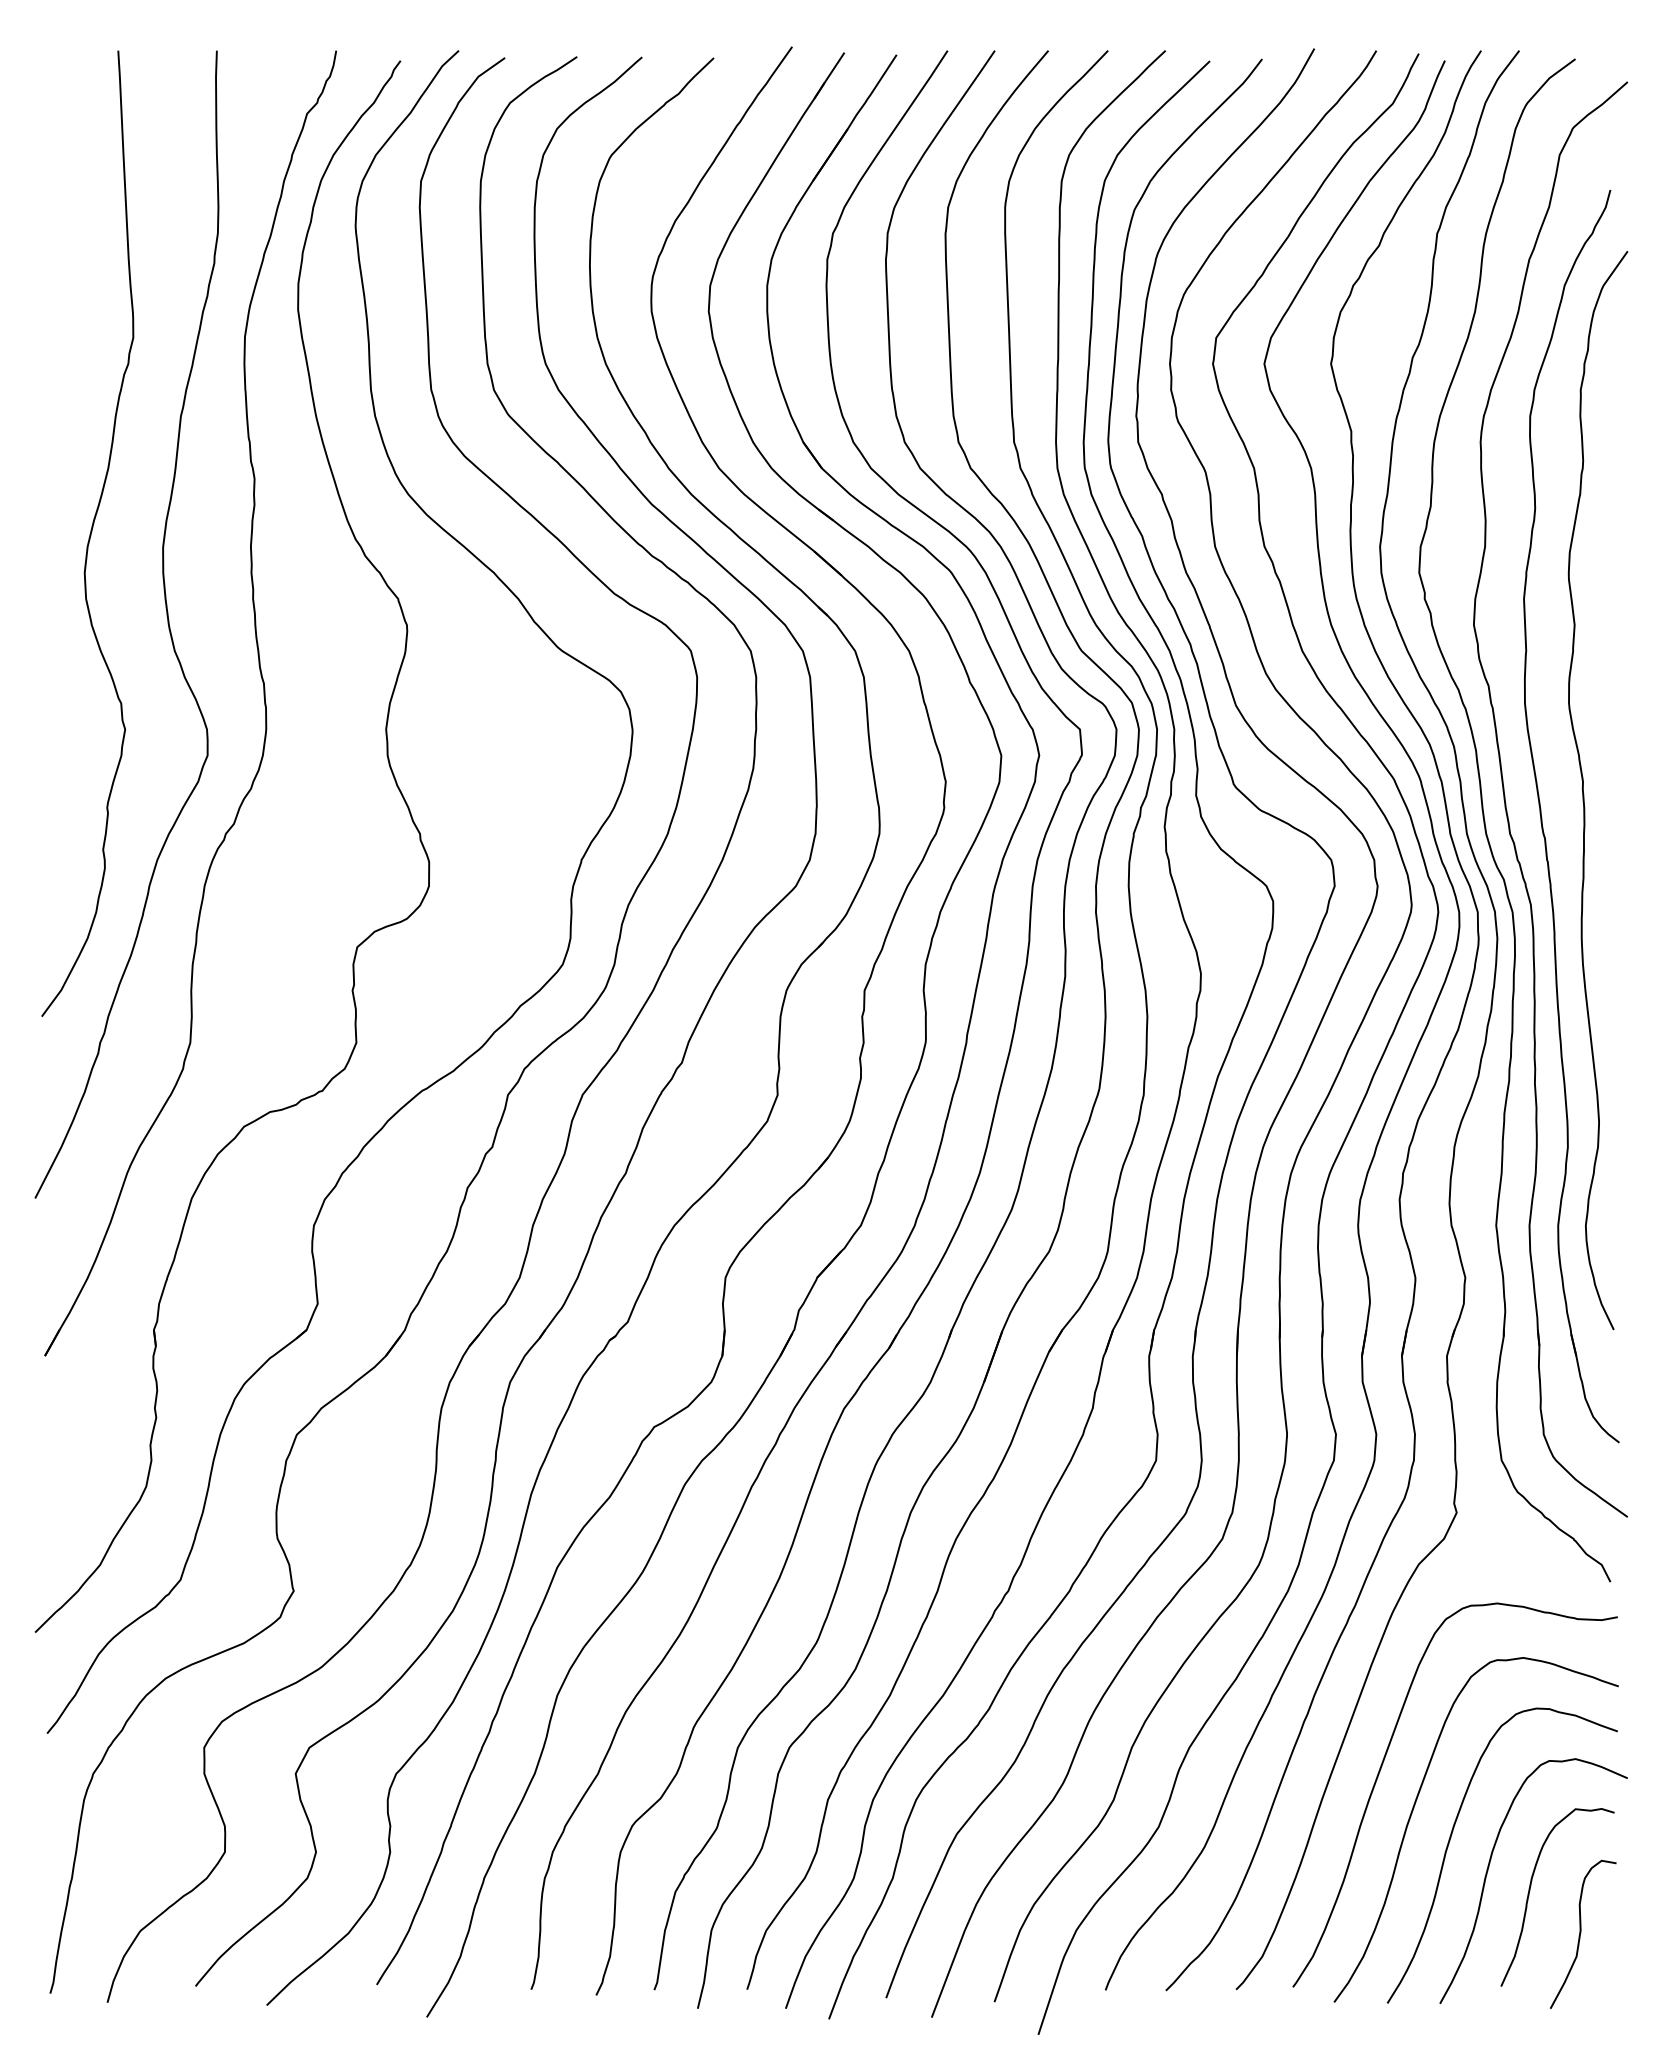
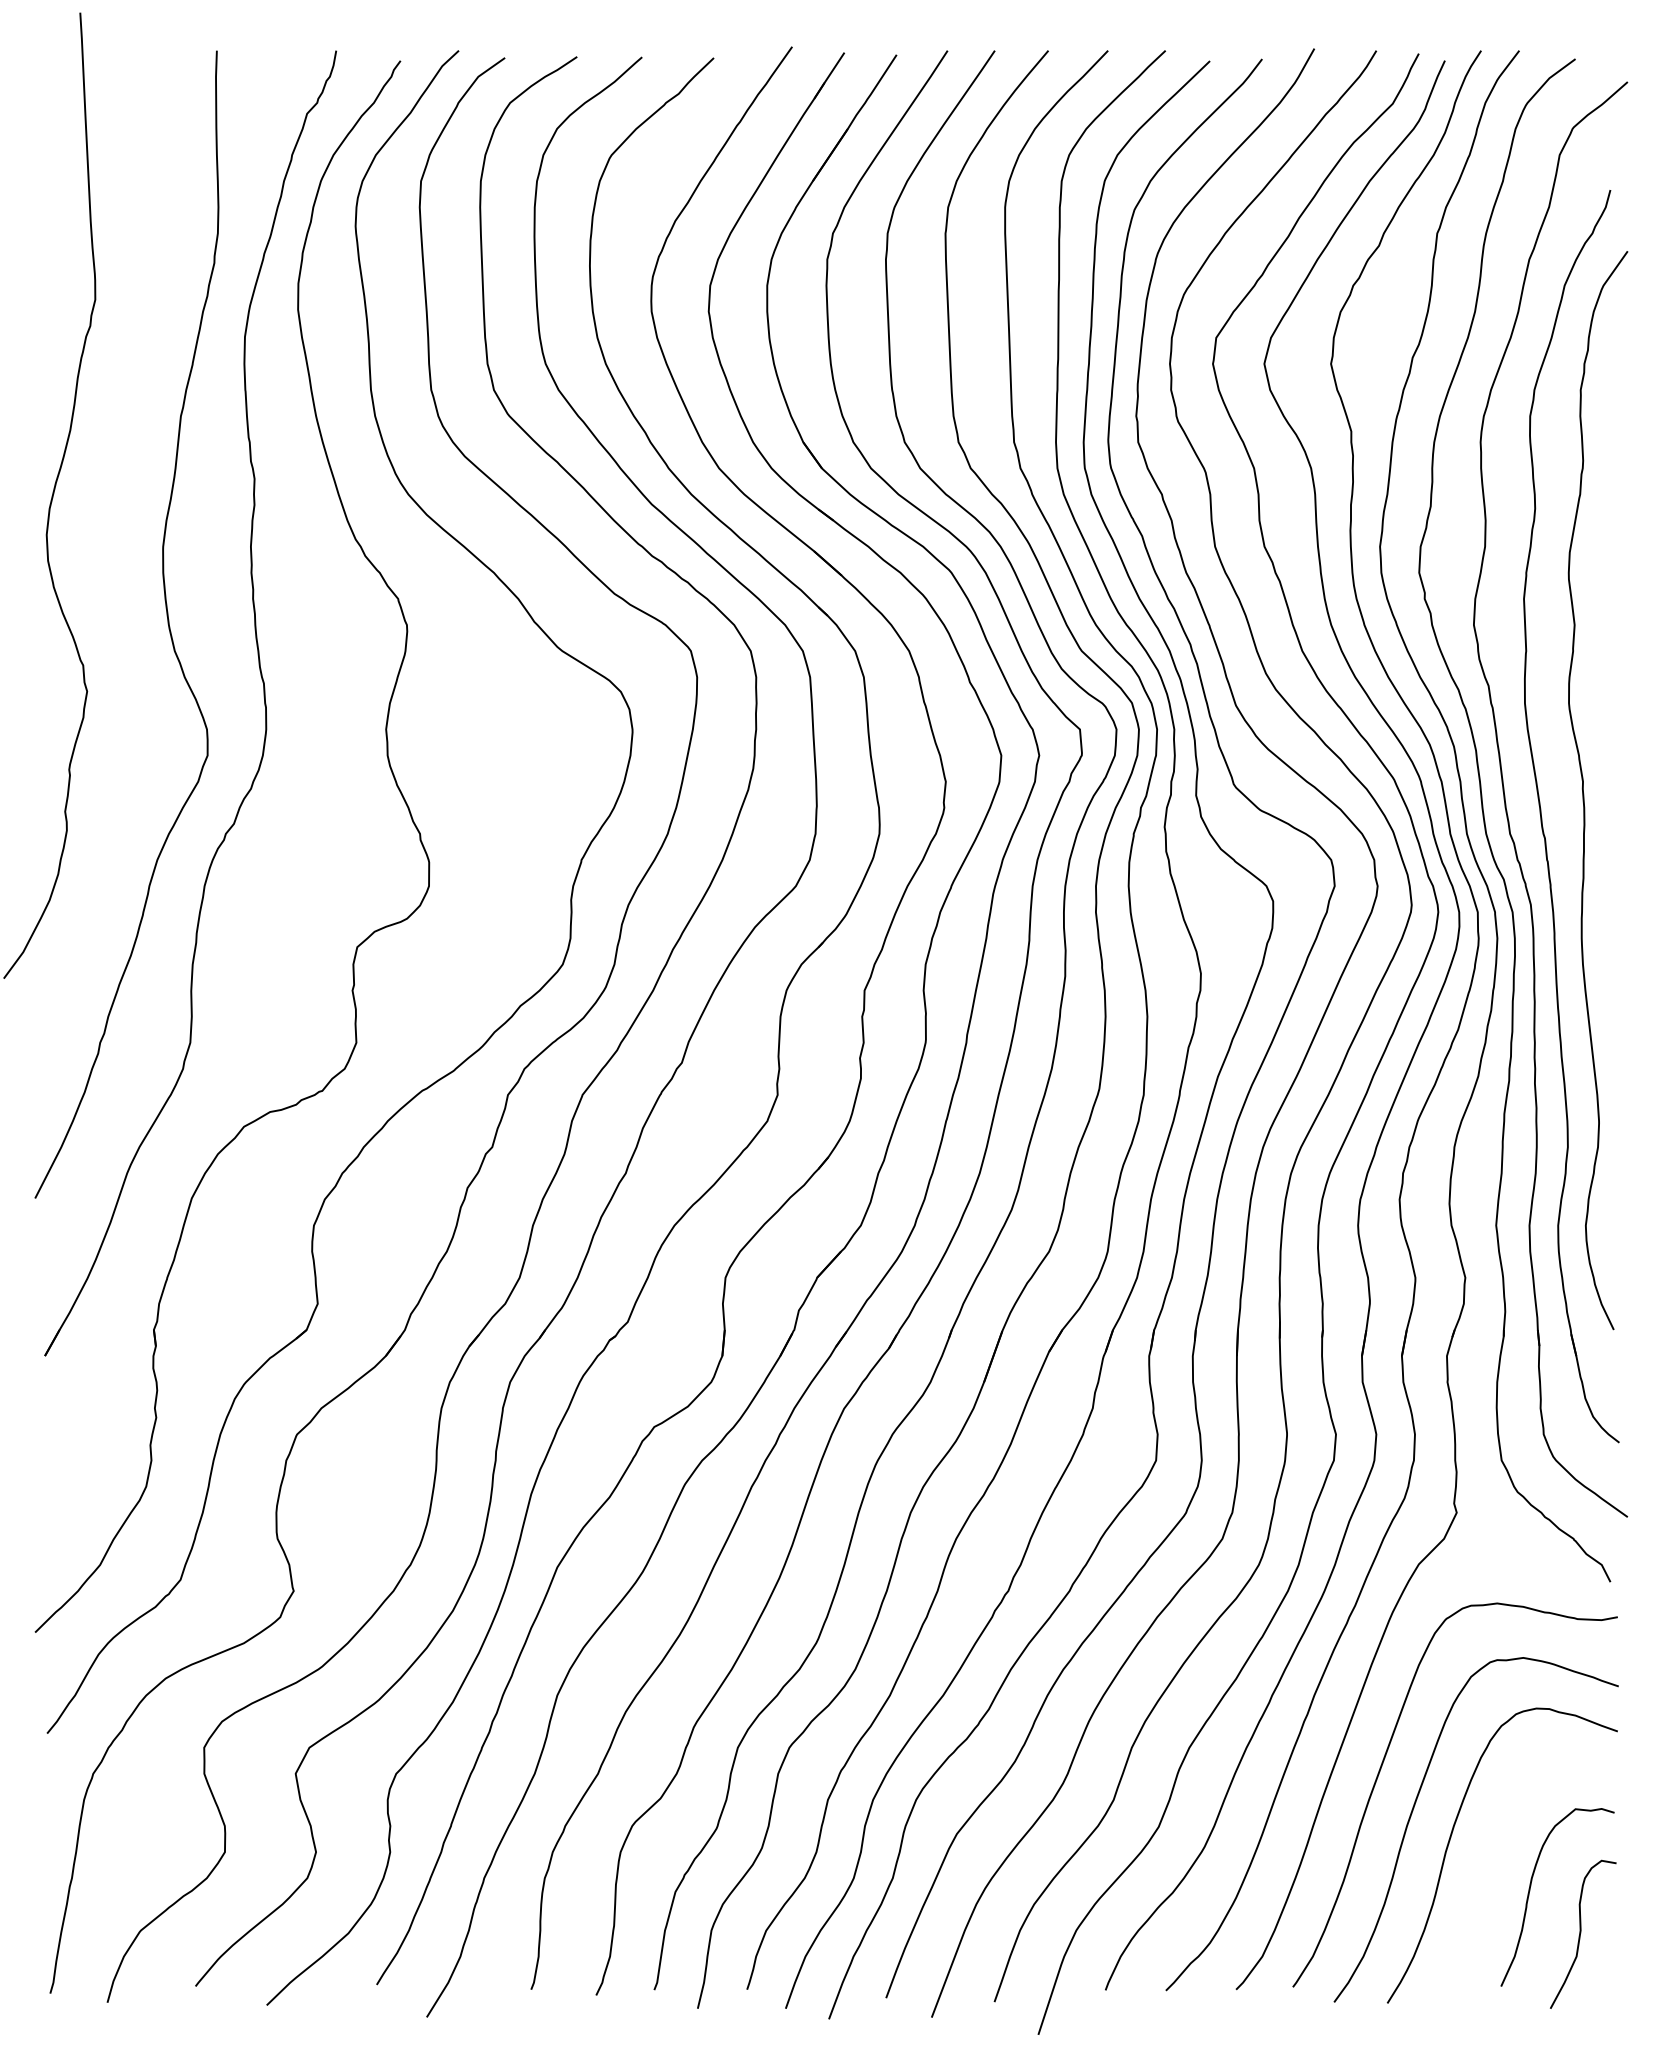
curve position: (89, 534) -> (51, 496) (51, 496)
curve: present -> none (1489, 1867)
